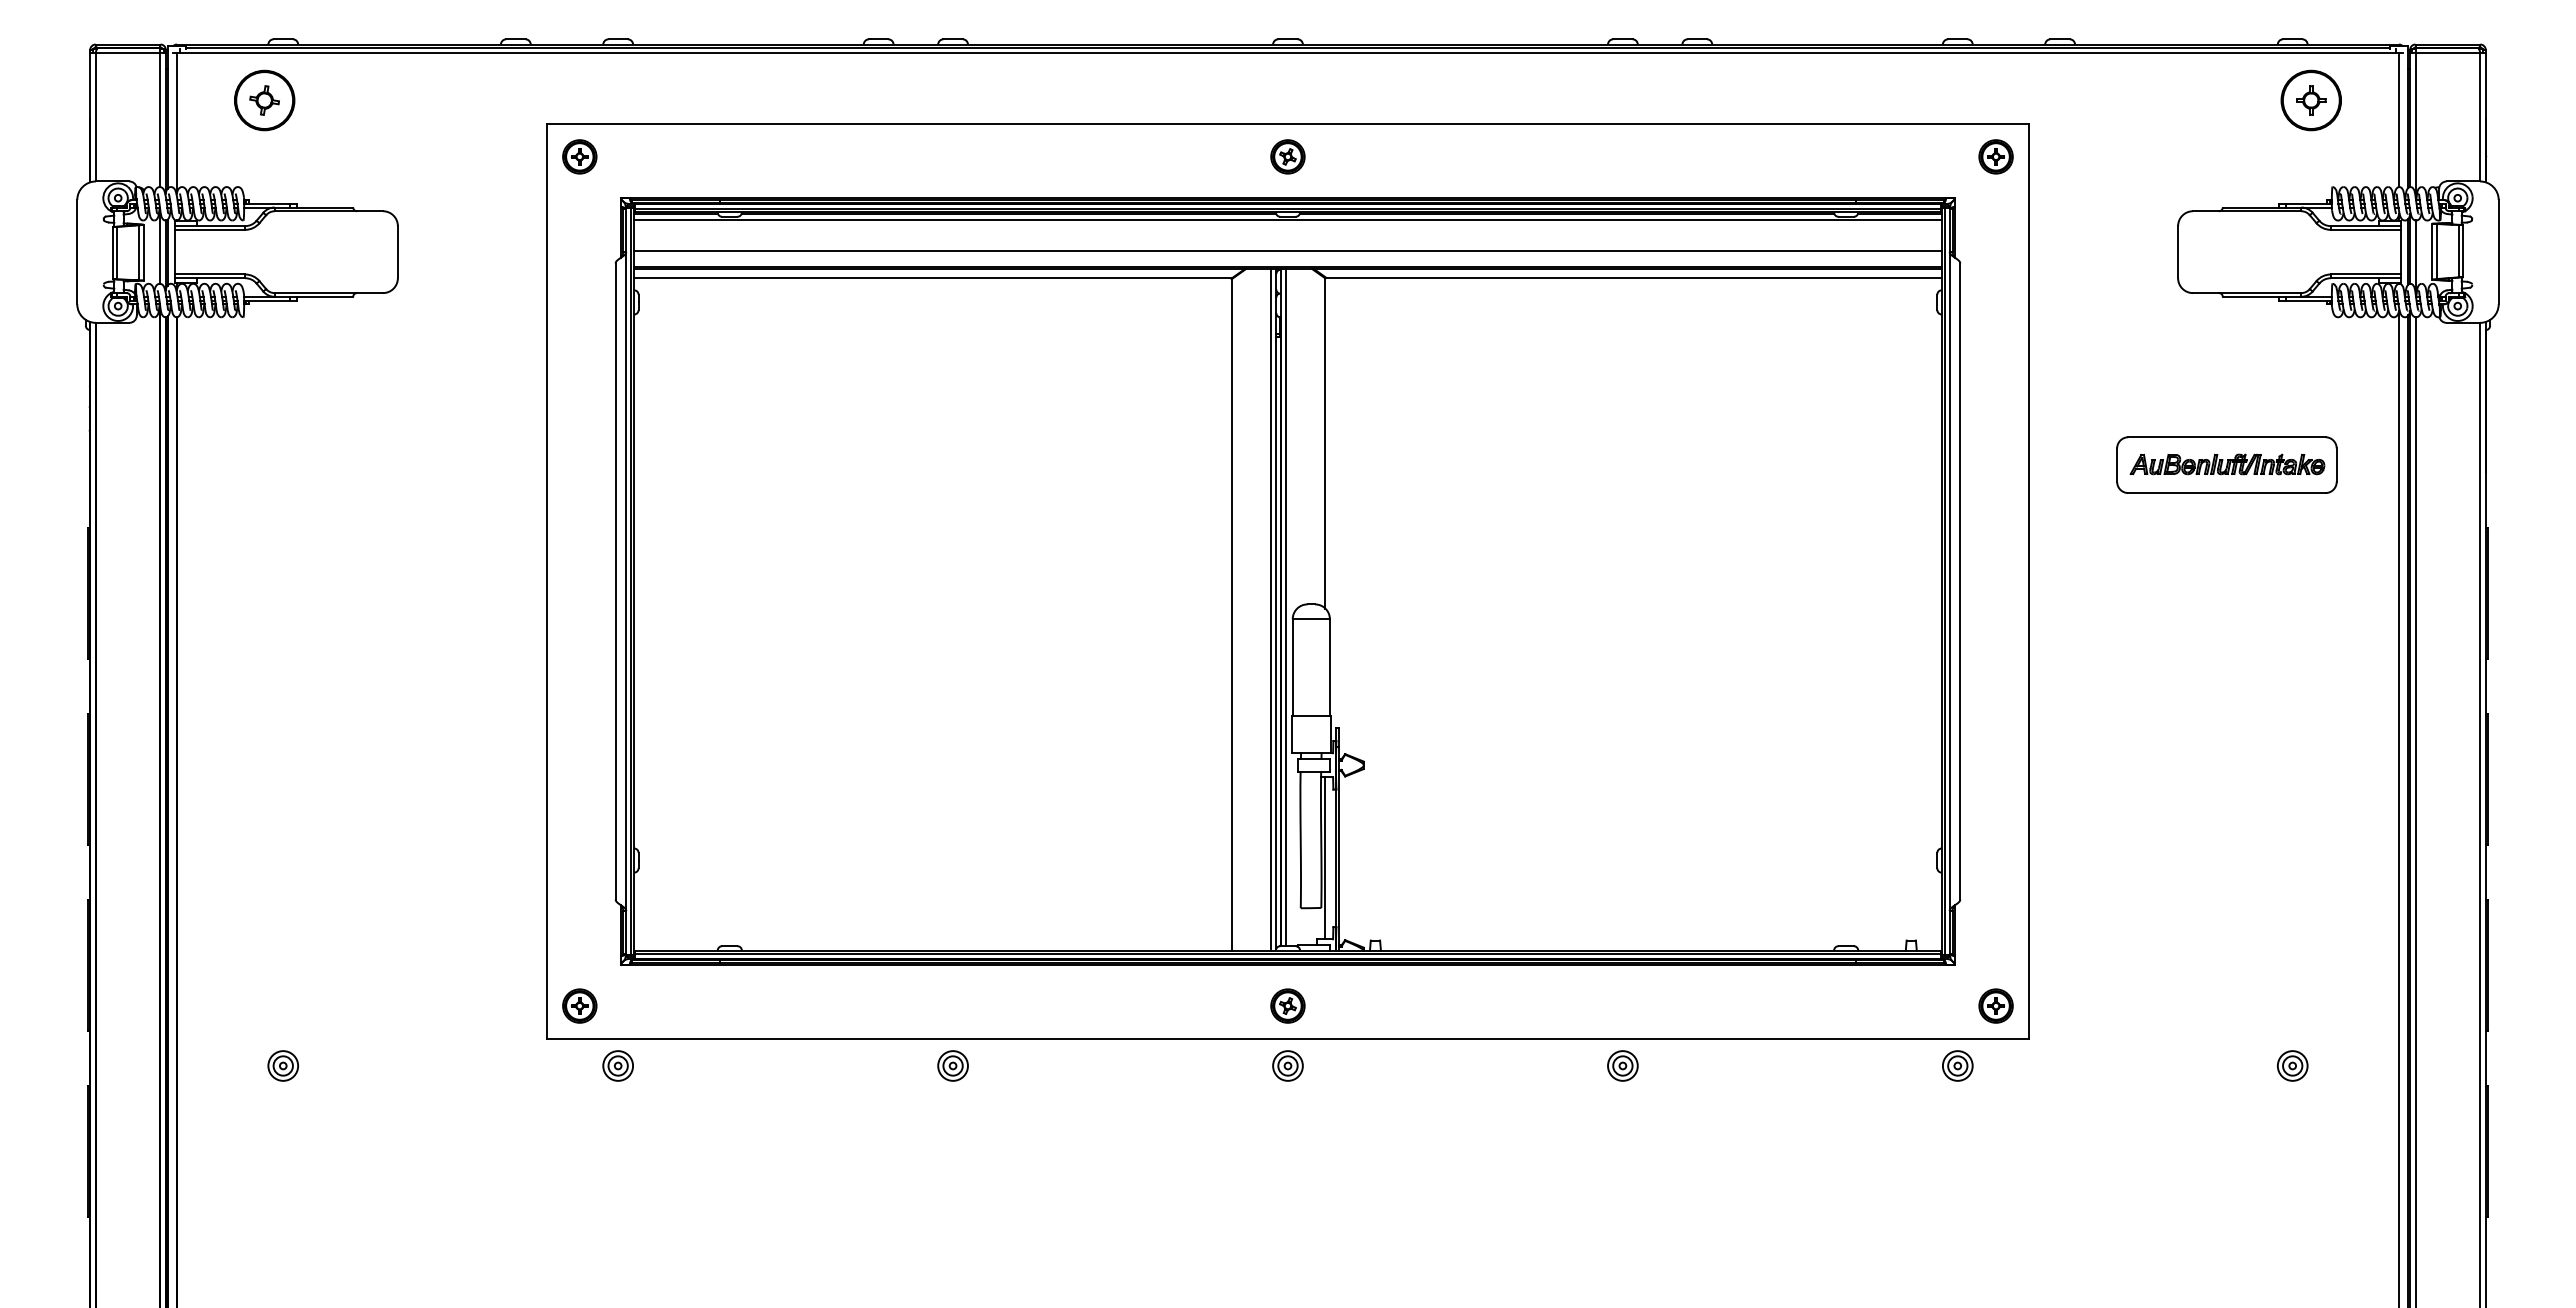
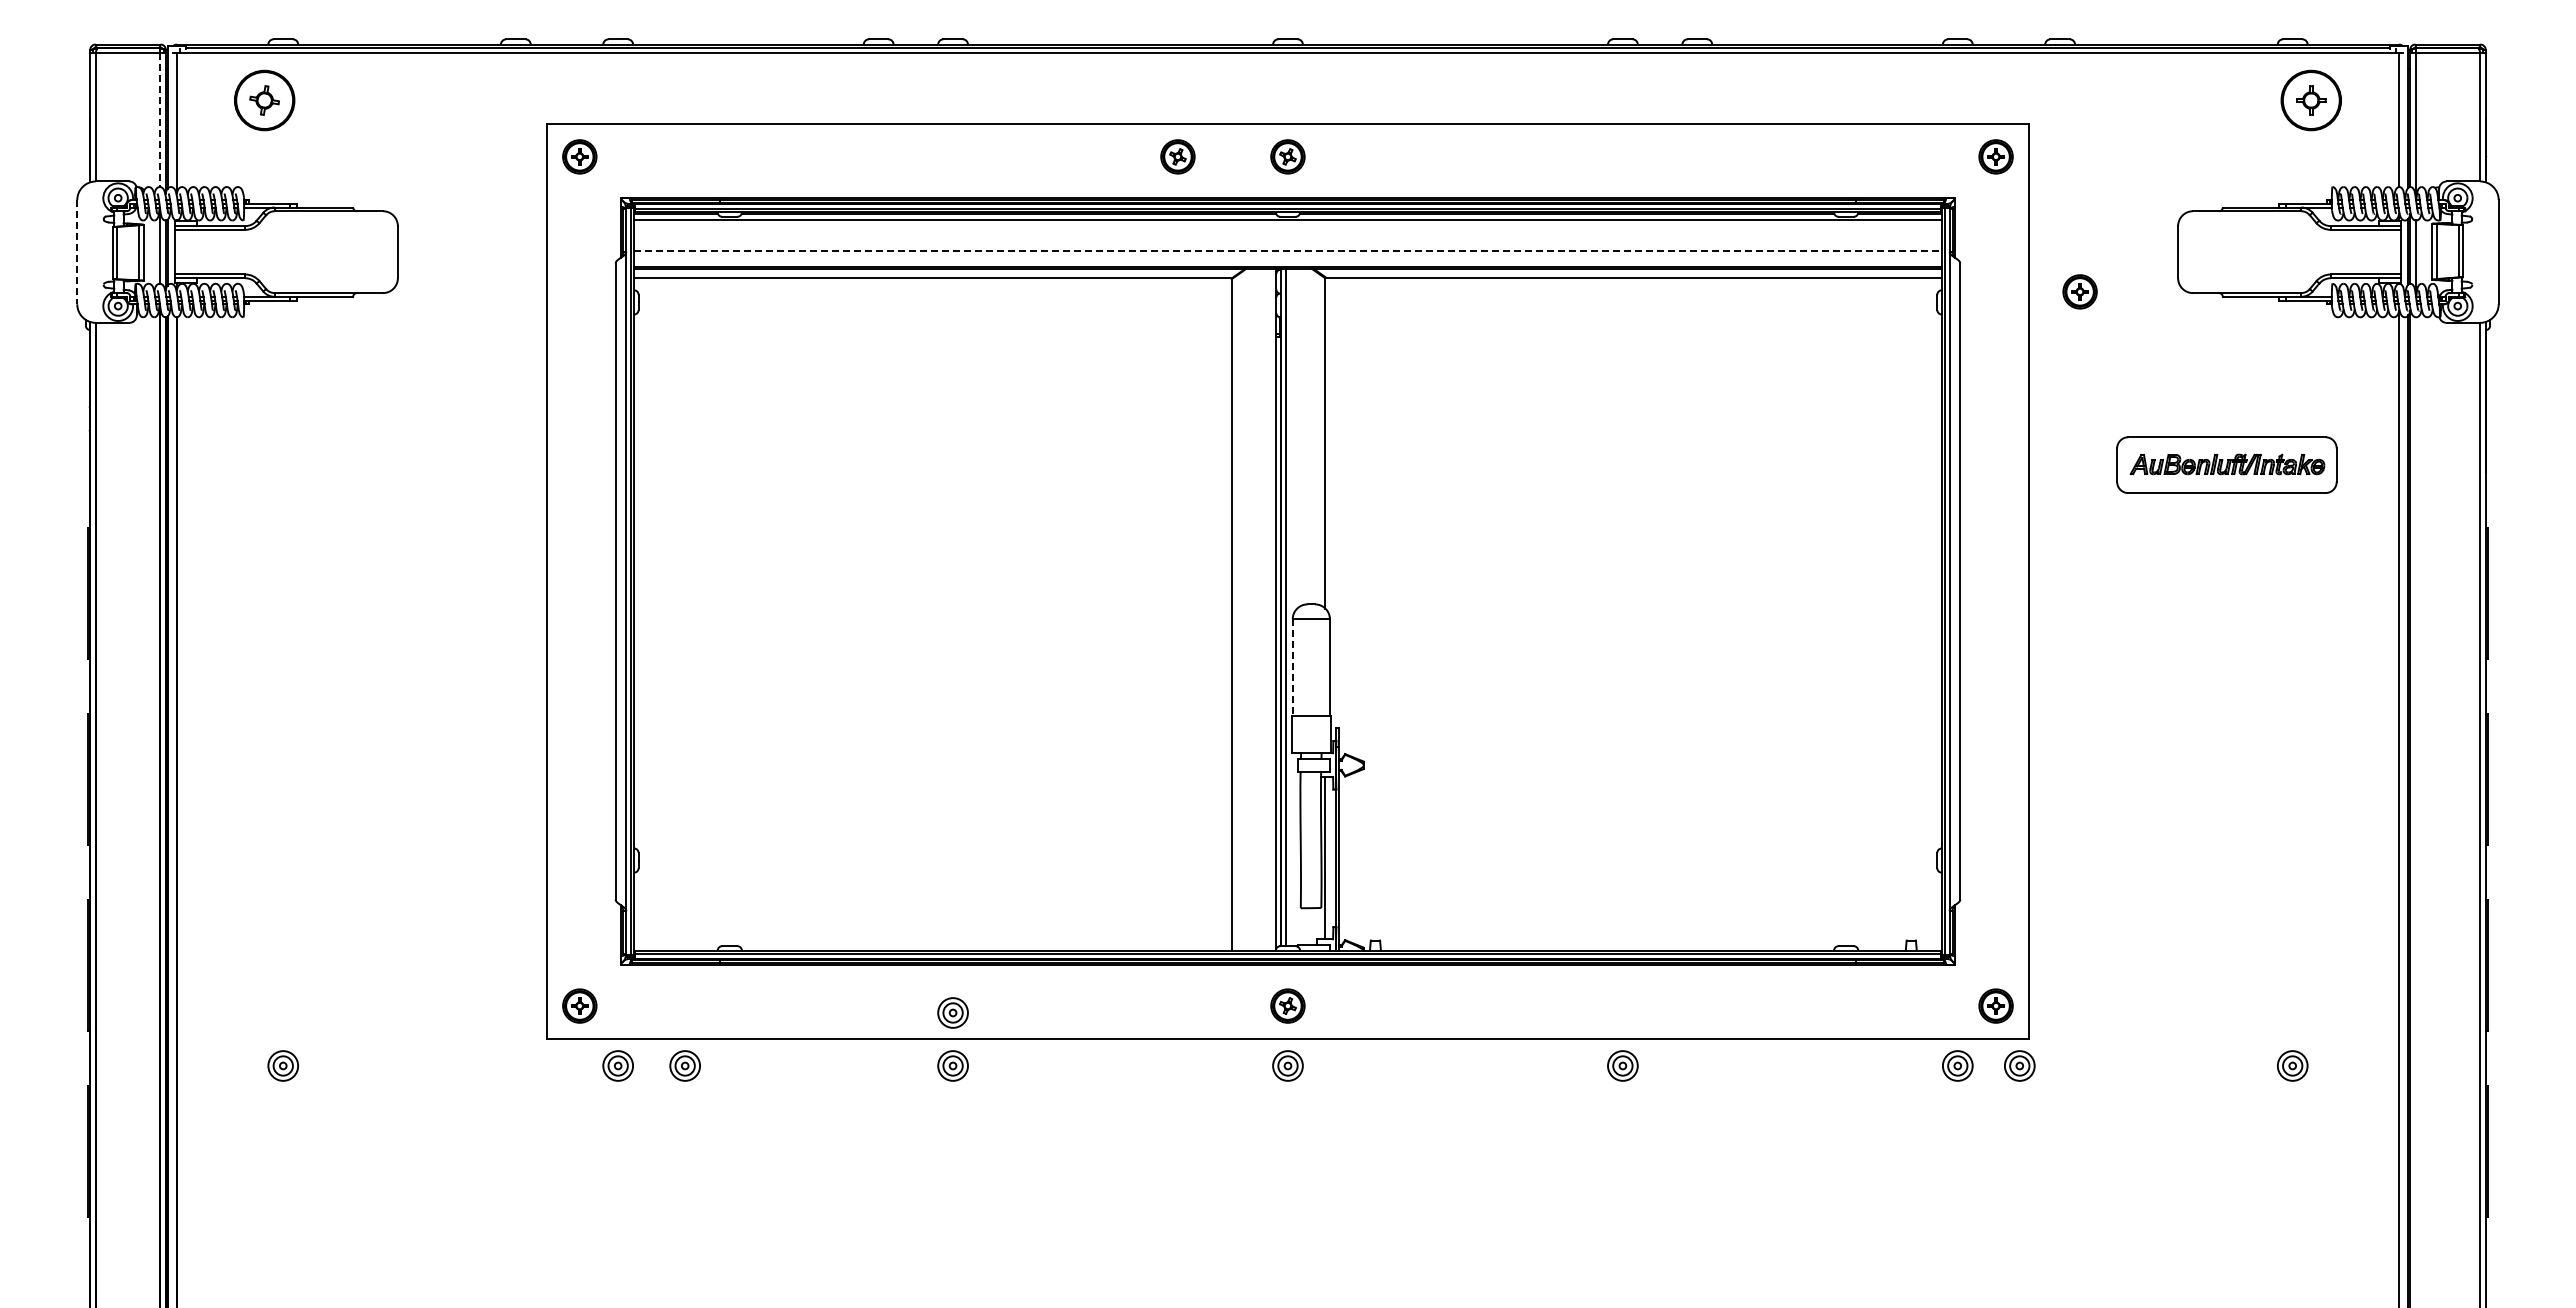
line: solid -> dashed (160, 120)
part: none -> present (1177, 156)
line: solid -> dashed (1287, 251)
line: solid -> dashed (77, 252)
part: none -> present (2079, 291)
line: present -> none (1270, 609)
line: solid -> dashed (1292, 668)
line: present -> none (2415, 810)
part: none -> present (952, 1012)
part: none -> present (684, 1065)
part: none -> present (2019, 1065)
